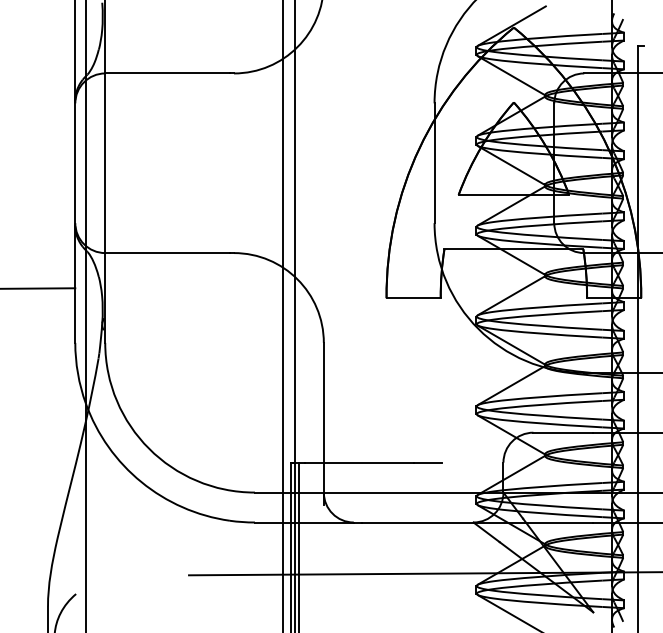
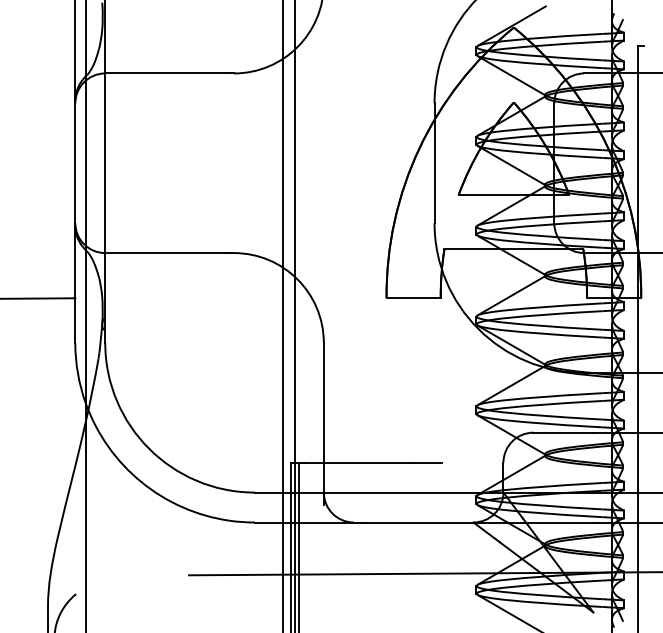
line position: (38, 288) -> (38, 298) (38, 298)
